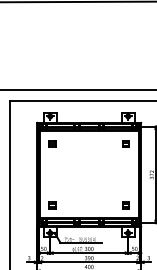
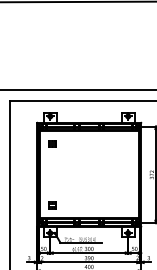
part: present -> none (125, 143)
part: present -> none (125, 205)
